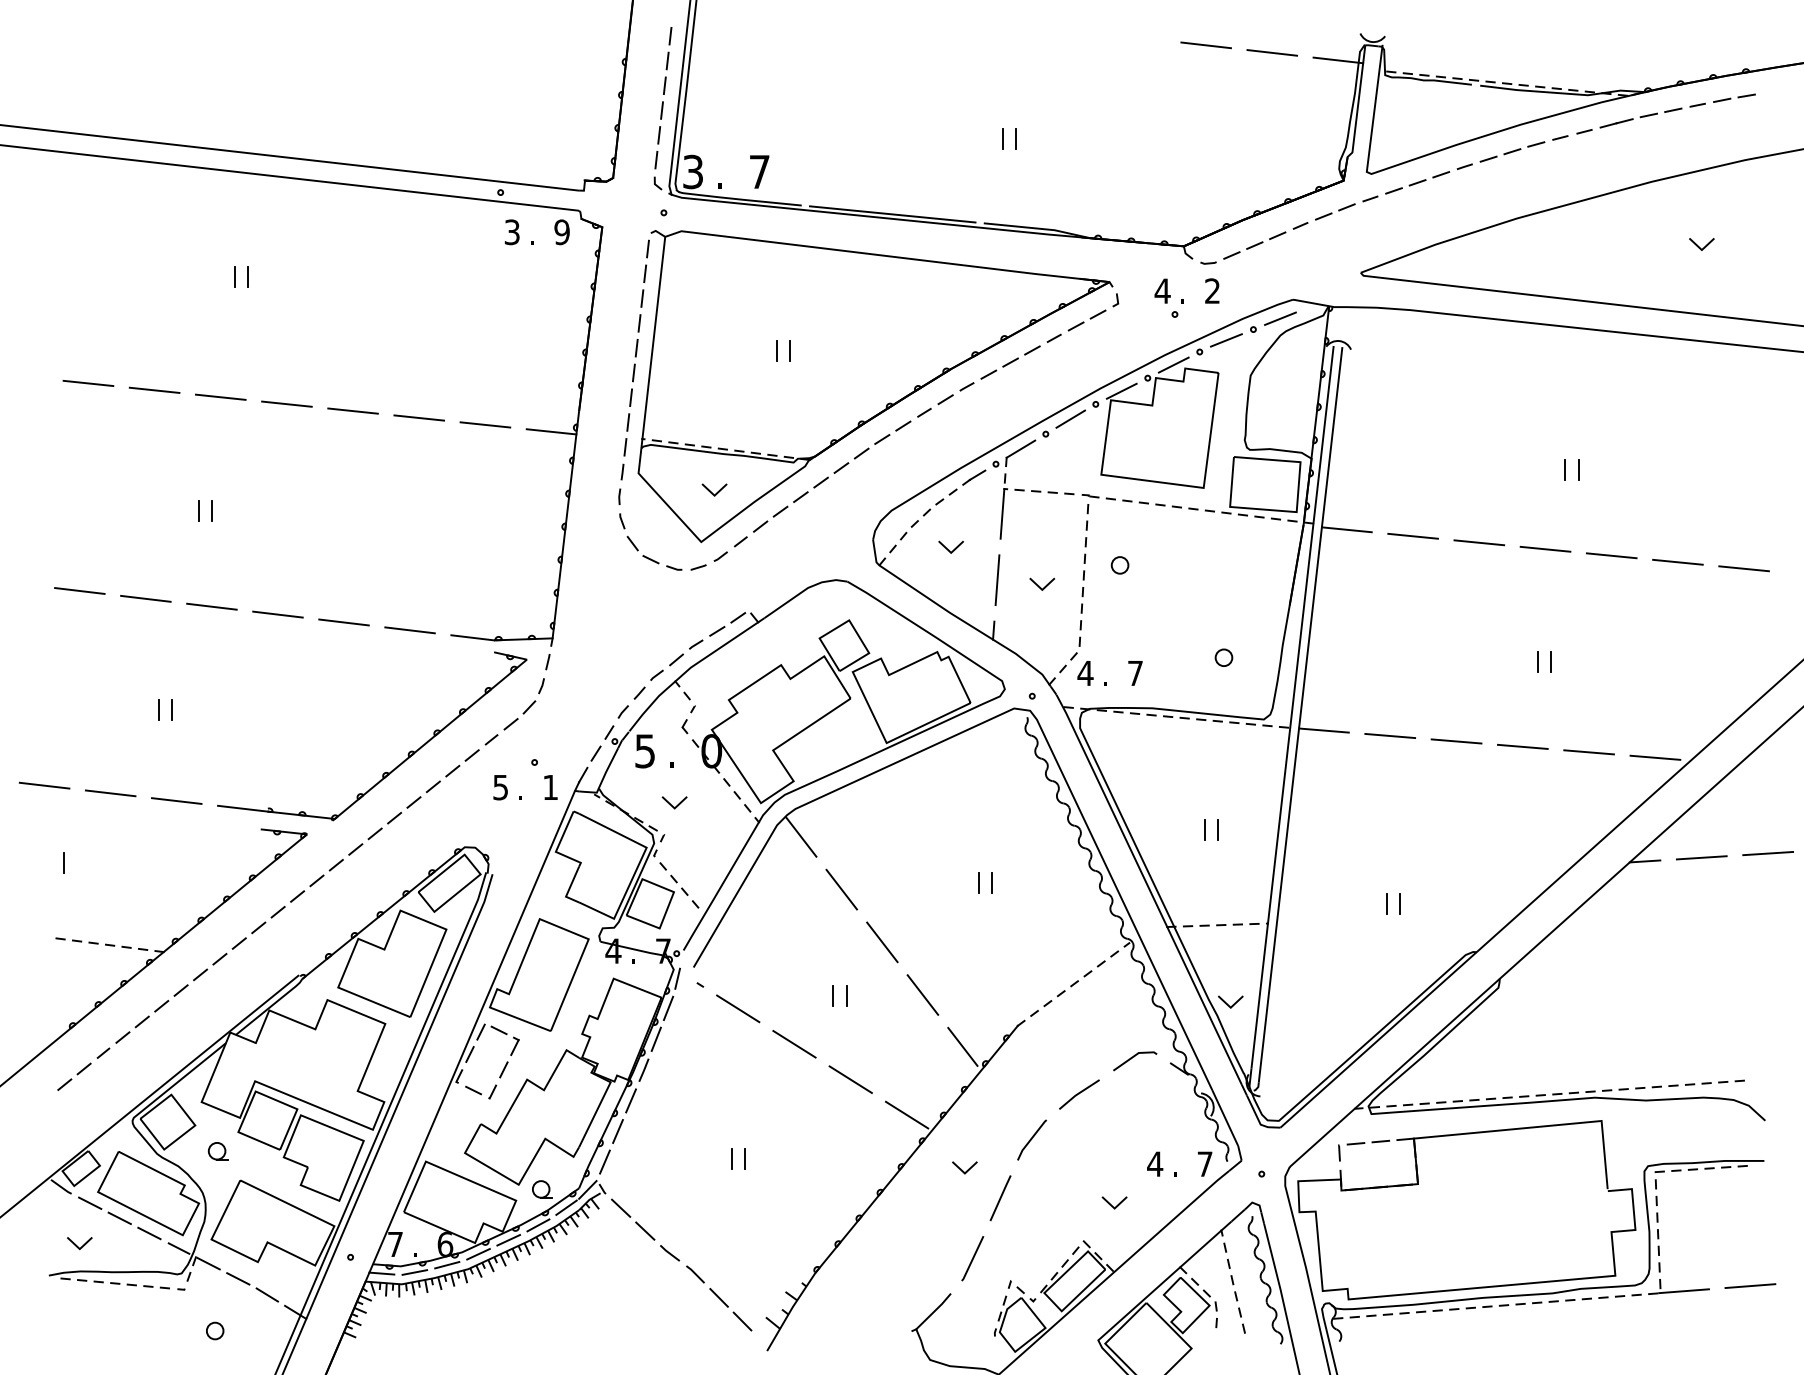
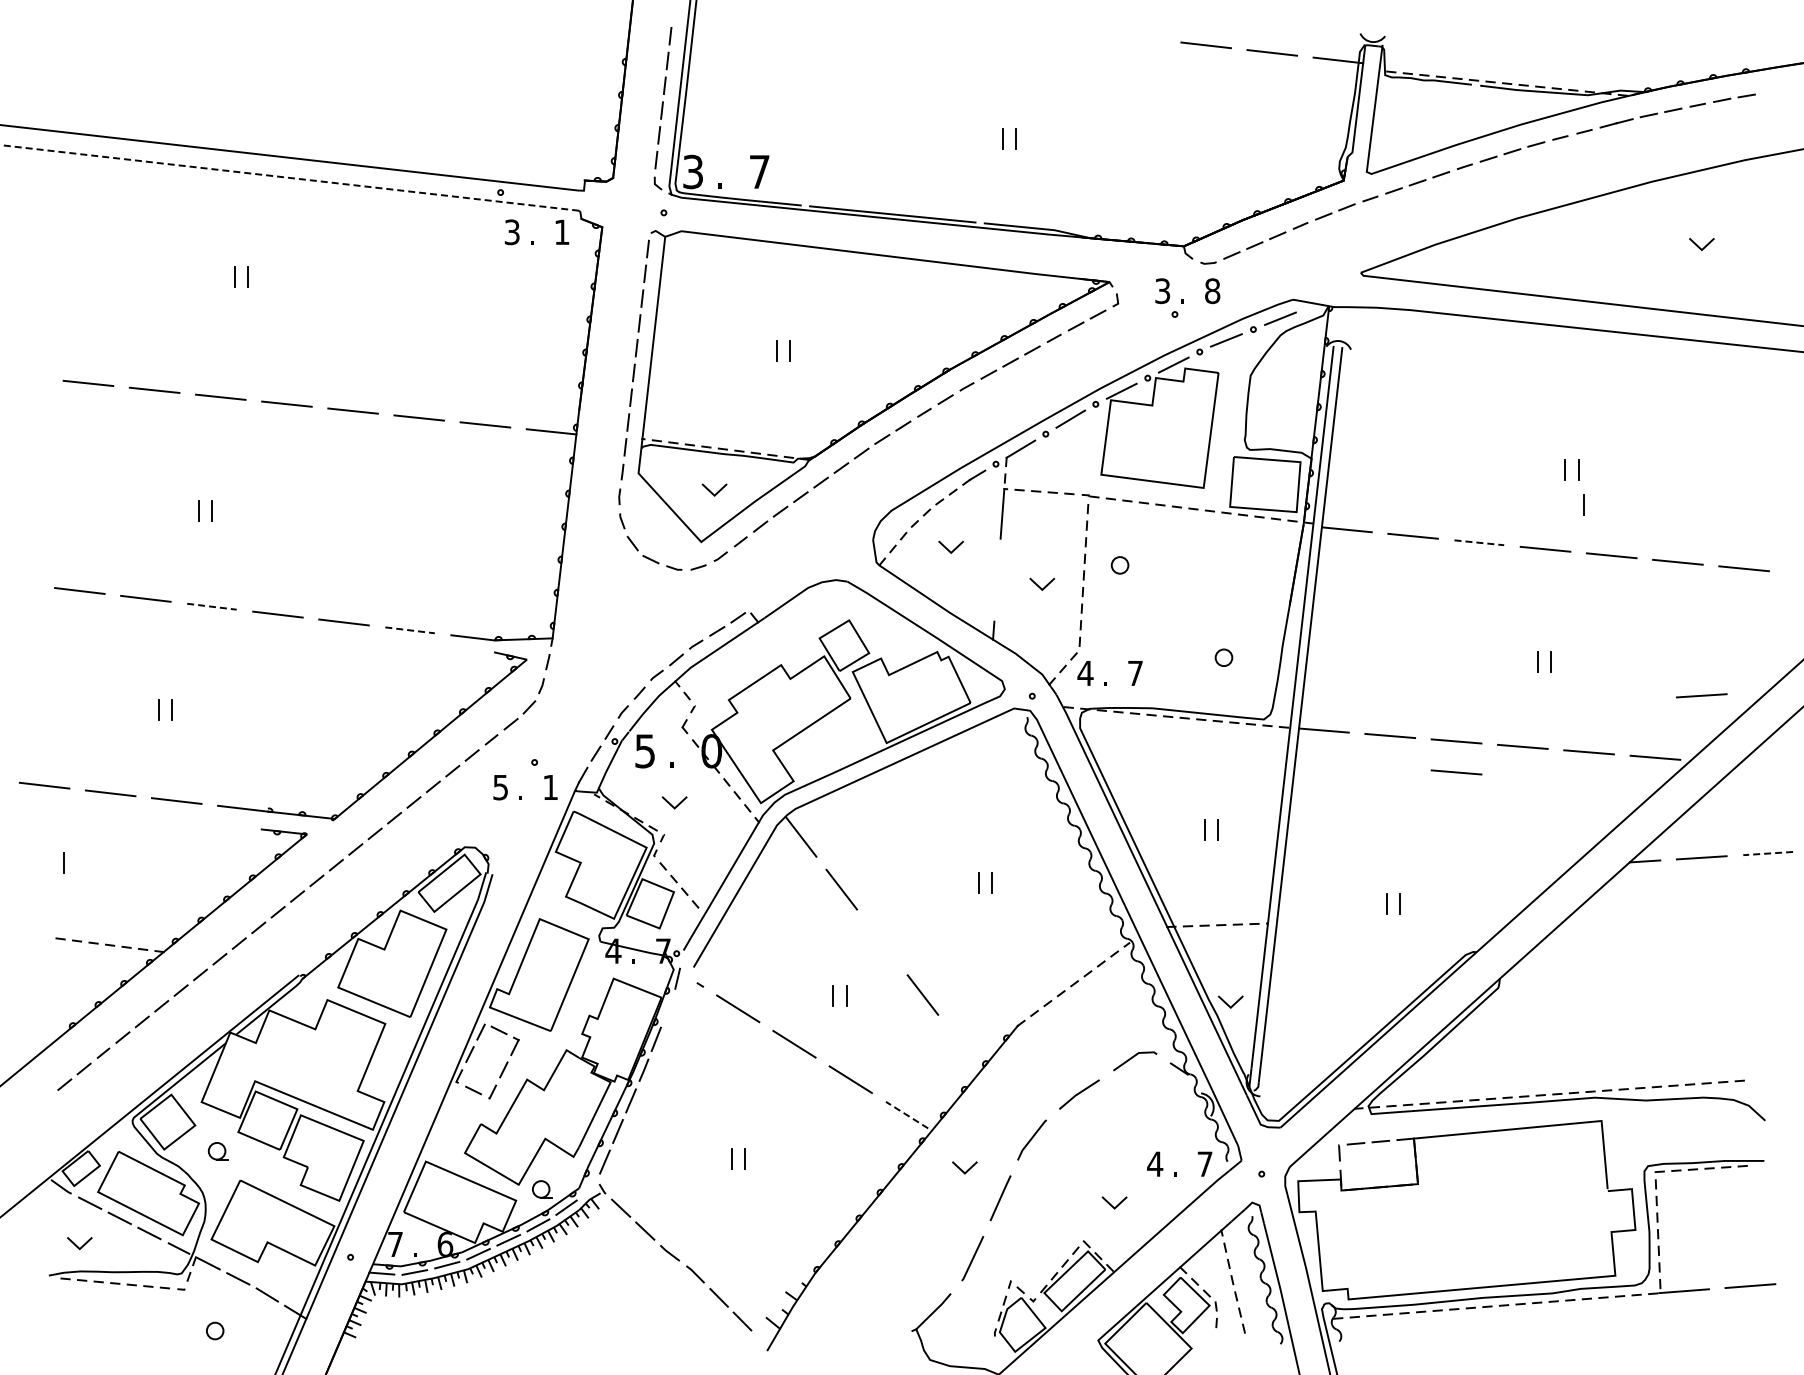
line: solid -> dashed (290, 177)
text: 9 -> 1 (561, 232)
text: 4 -> 3 (1162, 291)
text: 2 -> 8 (1212, 291)
line: none -> present (1583, 504)
line: solid -> dashed (1479, 542)
line: present -> none (997, 580)
line: solid -> dashed (211, 606)
line: solid -> dashed (410, 630)
line: none -> present (1701, 695)
line: none -> present (1456, 772)
line: solid -> dashed (1768, 853)
line: present -> none (882, 942)
line: present -> none (668, 1008)
line: present -> none (962, 1046)
line: solid -> dashed (907, 1115)
line: present -> none (587, 1189)
